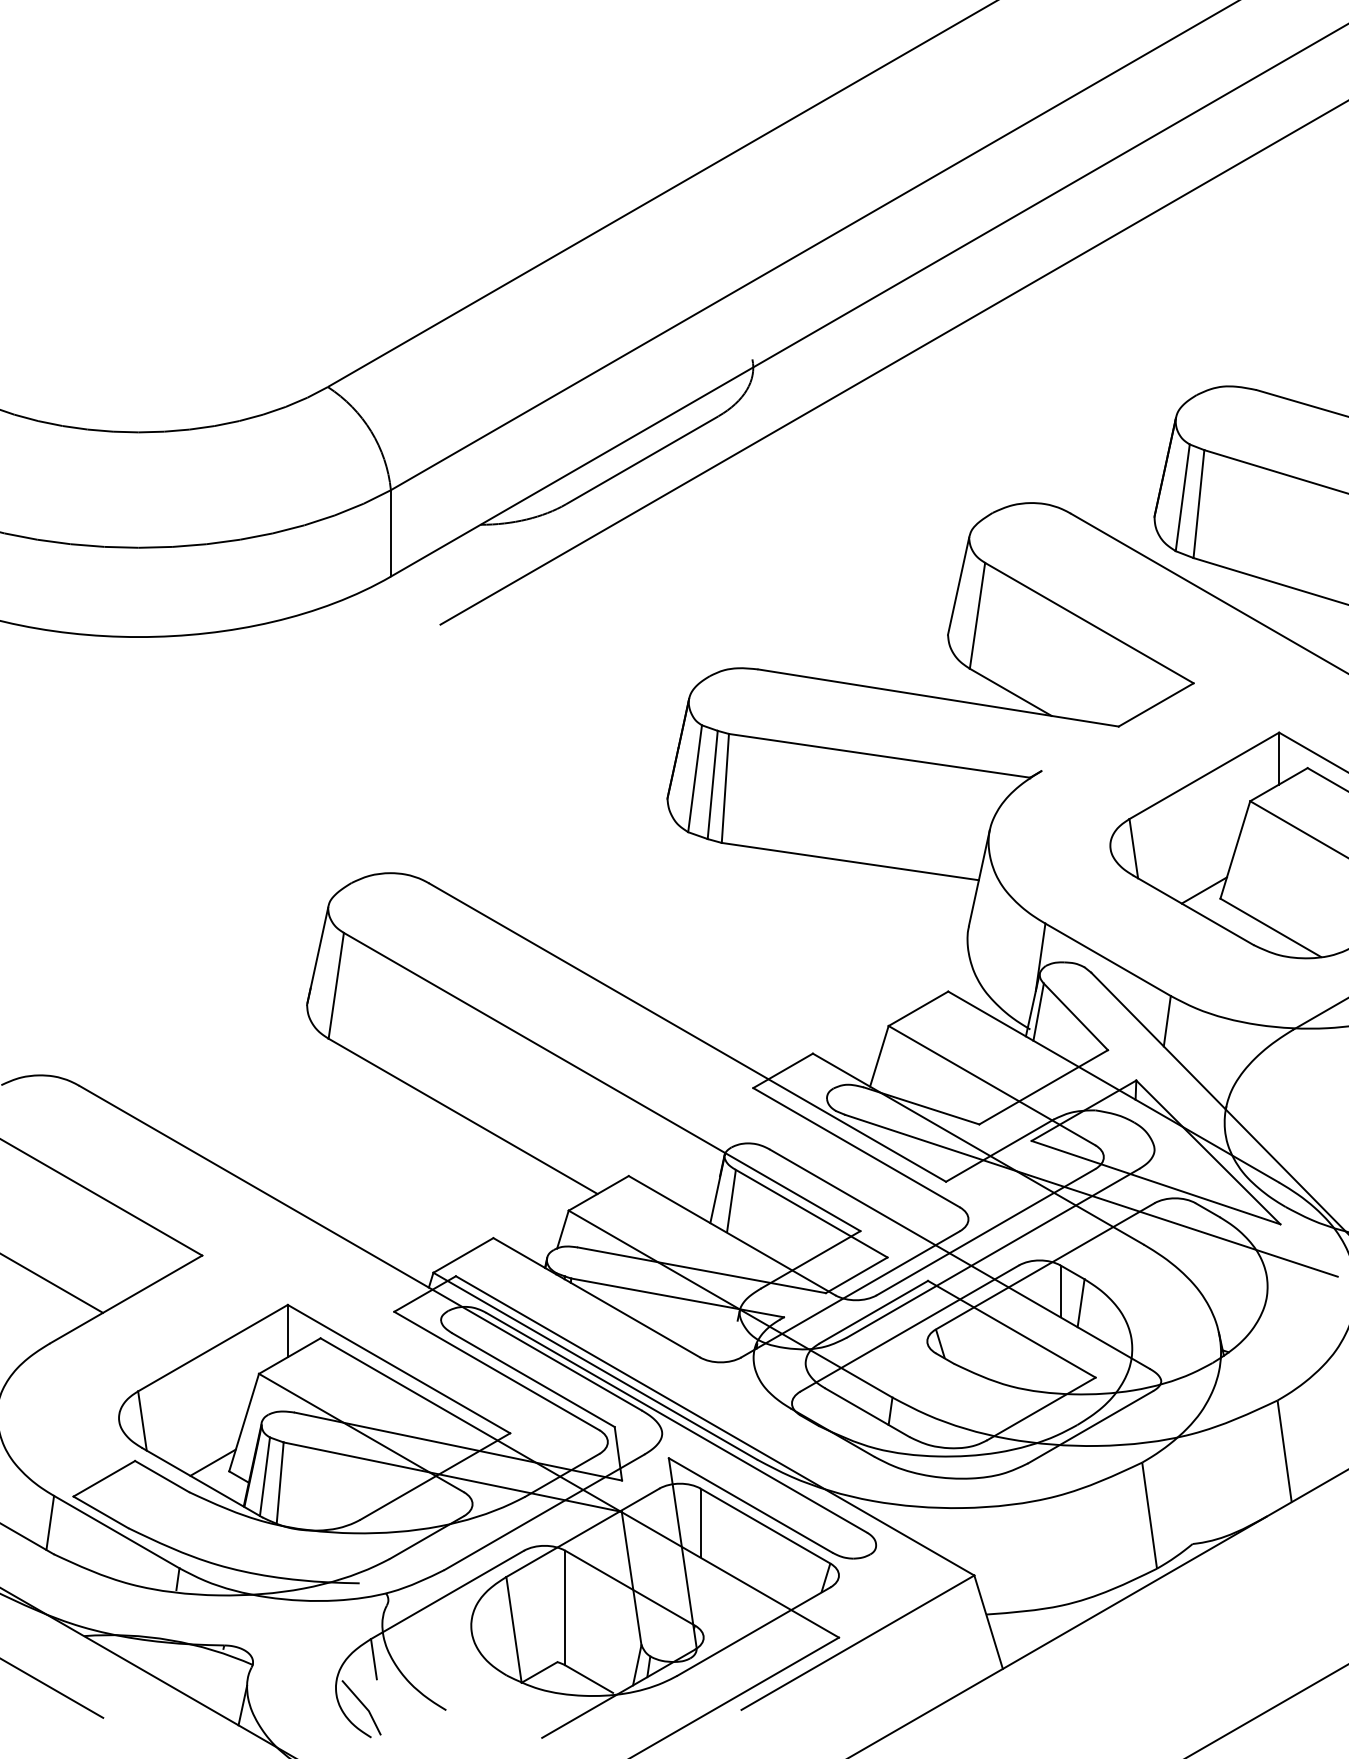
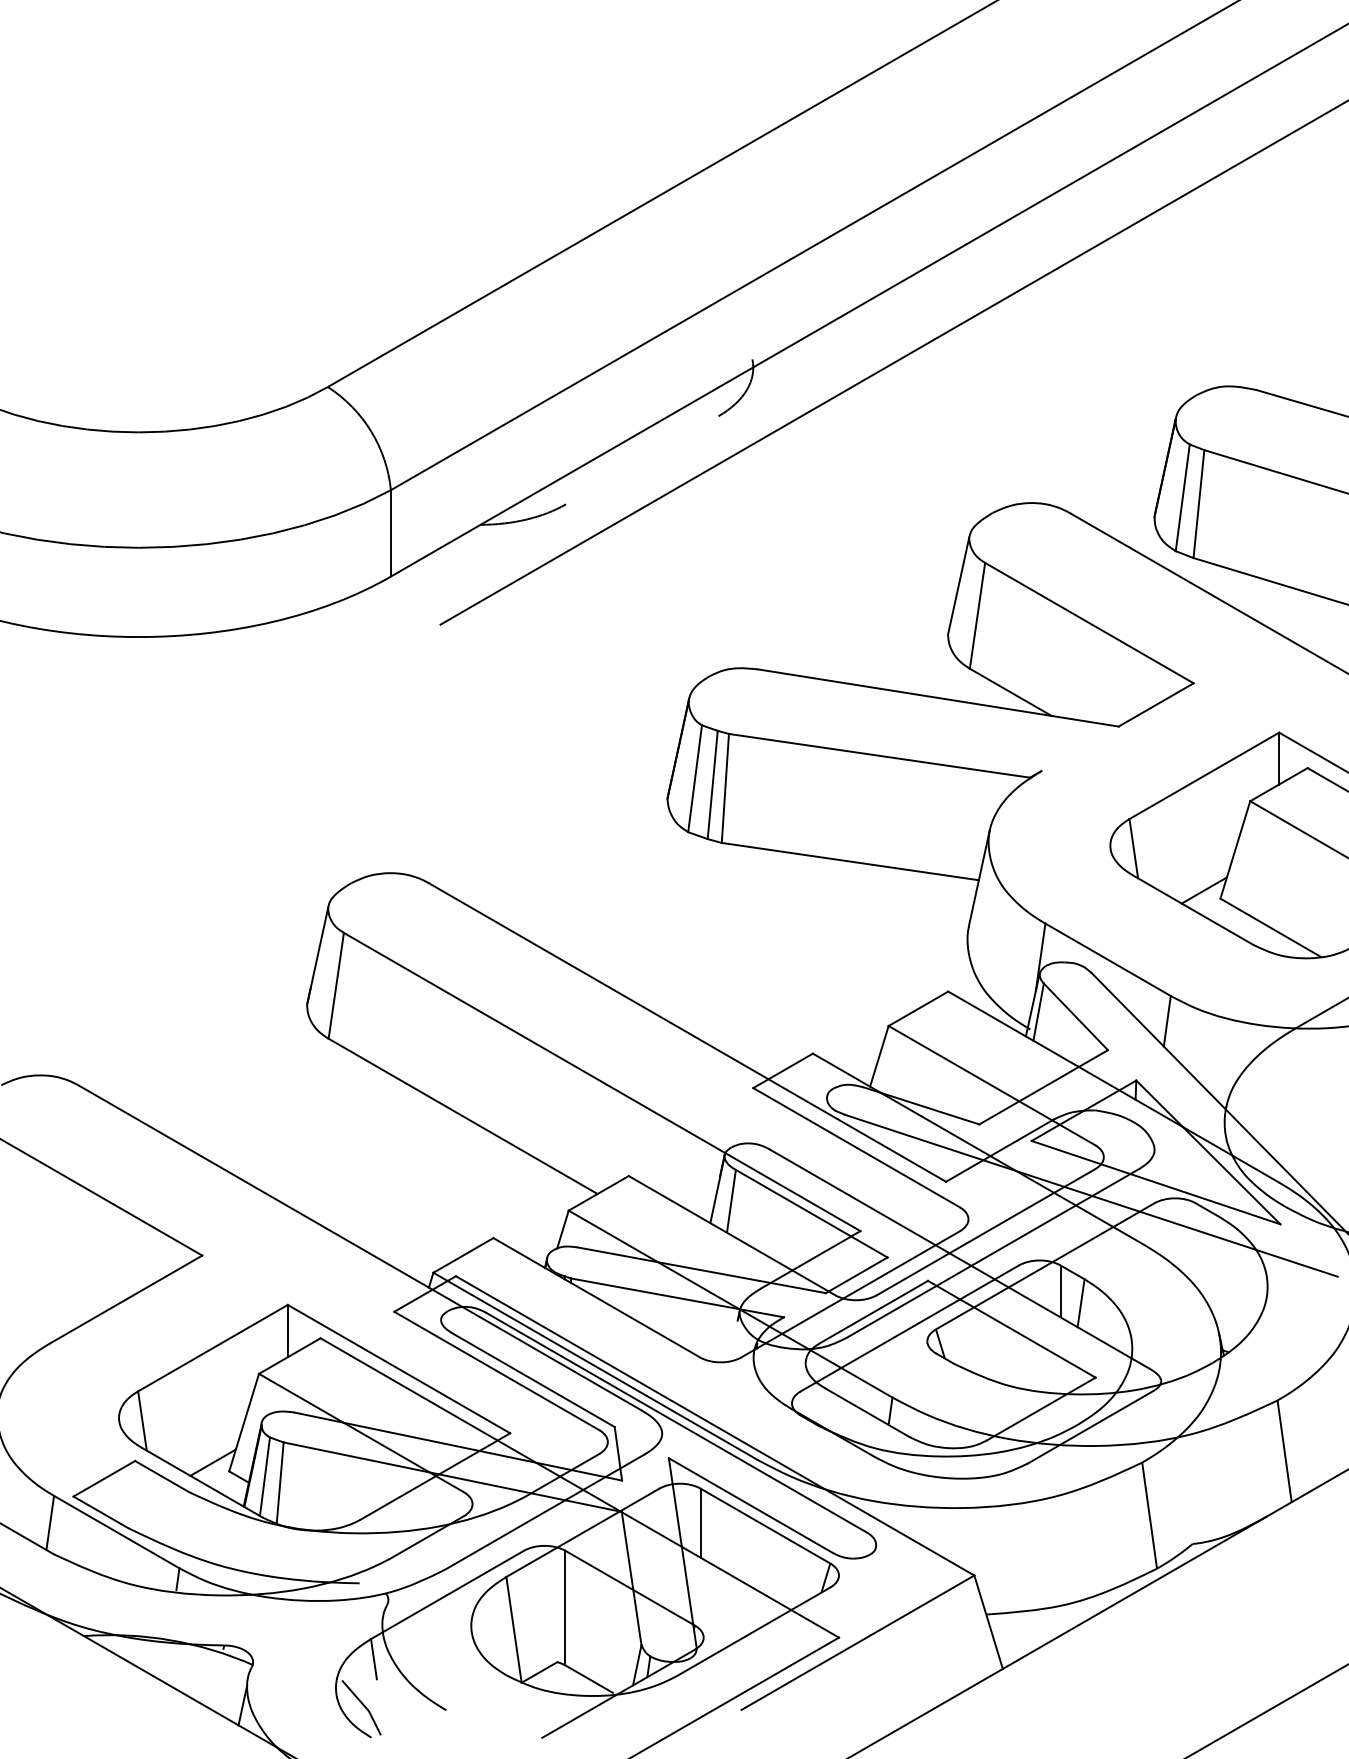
line: present -> none (641, 460)
line: present -> none (52, 1283)
line: present -> none (52, 1688)
